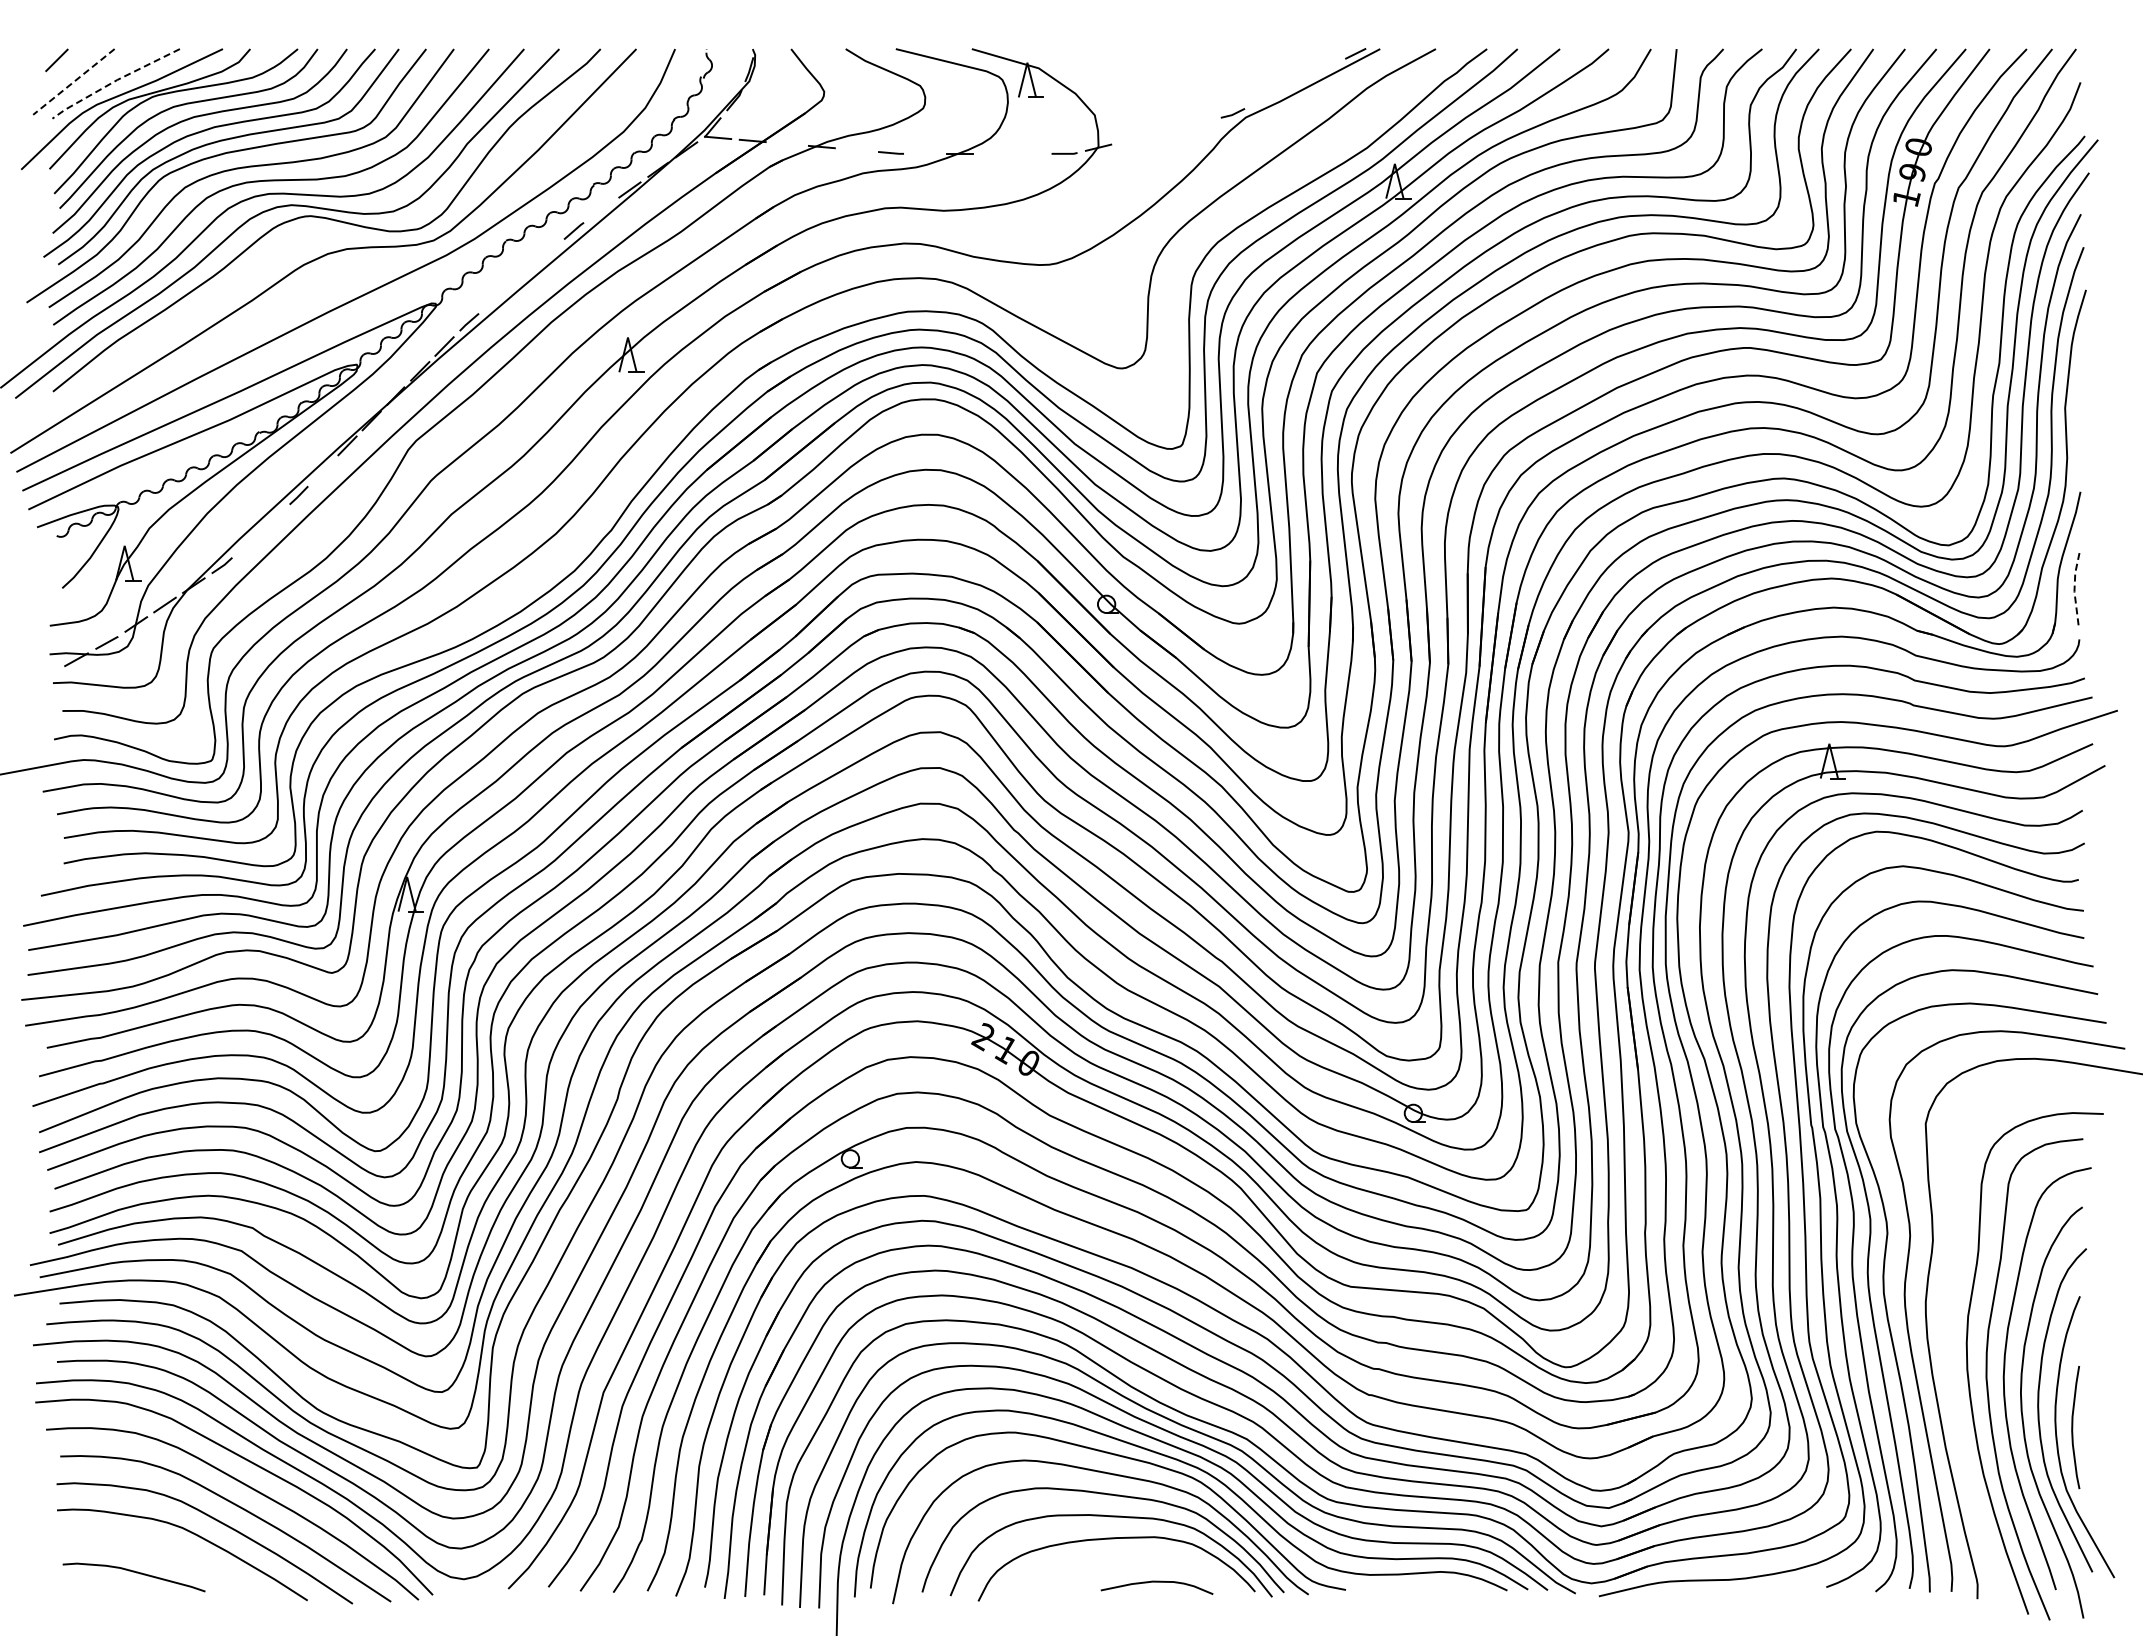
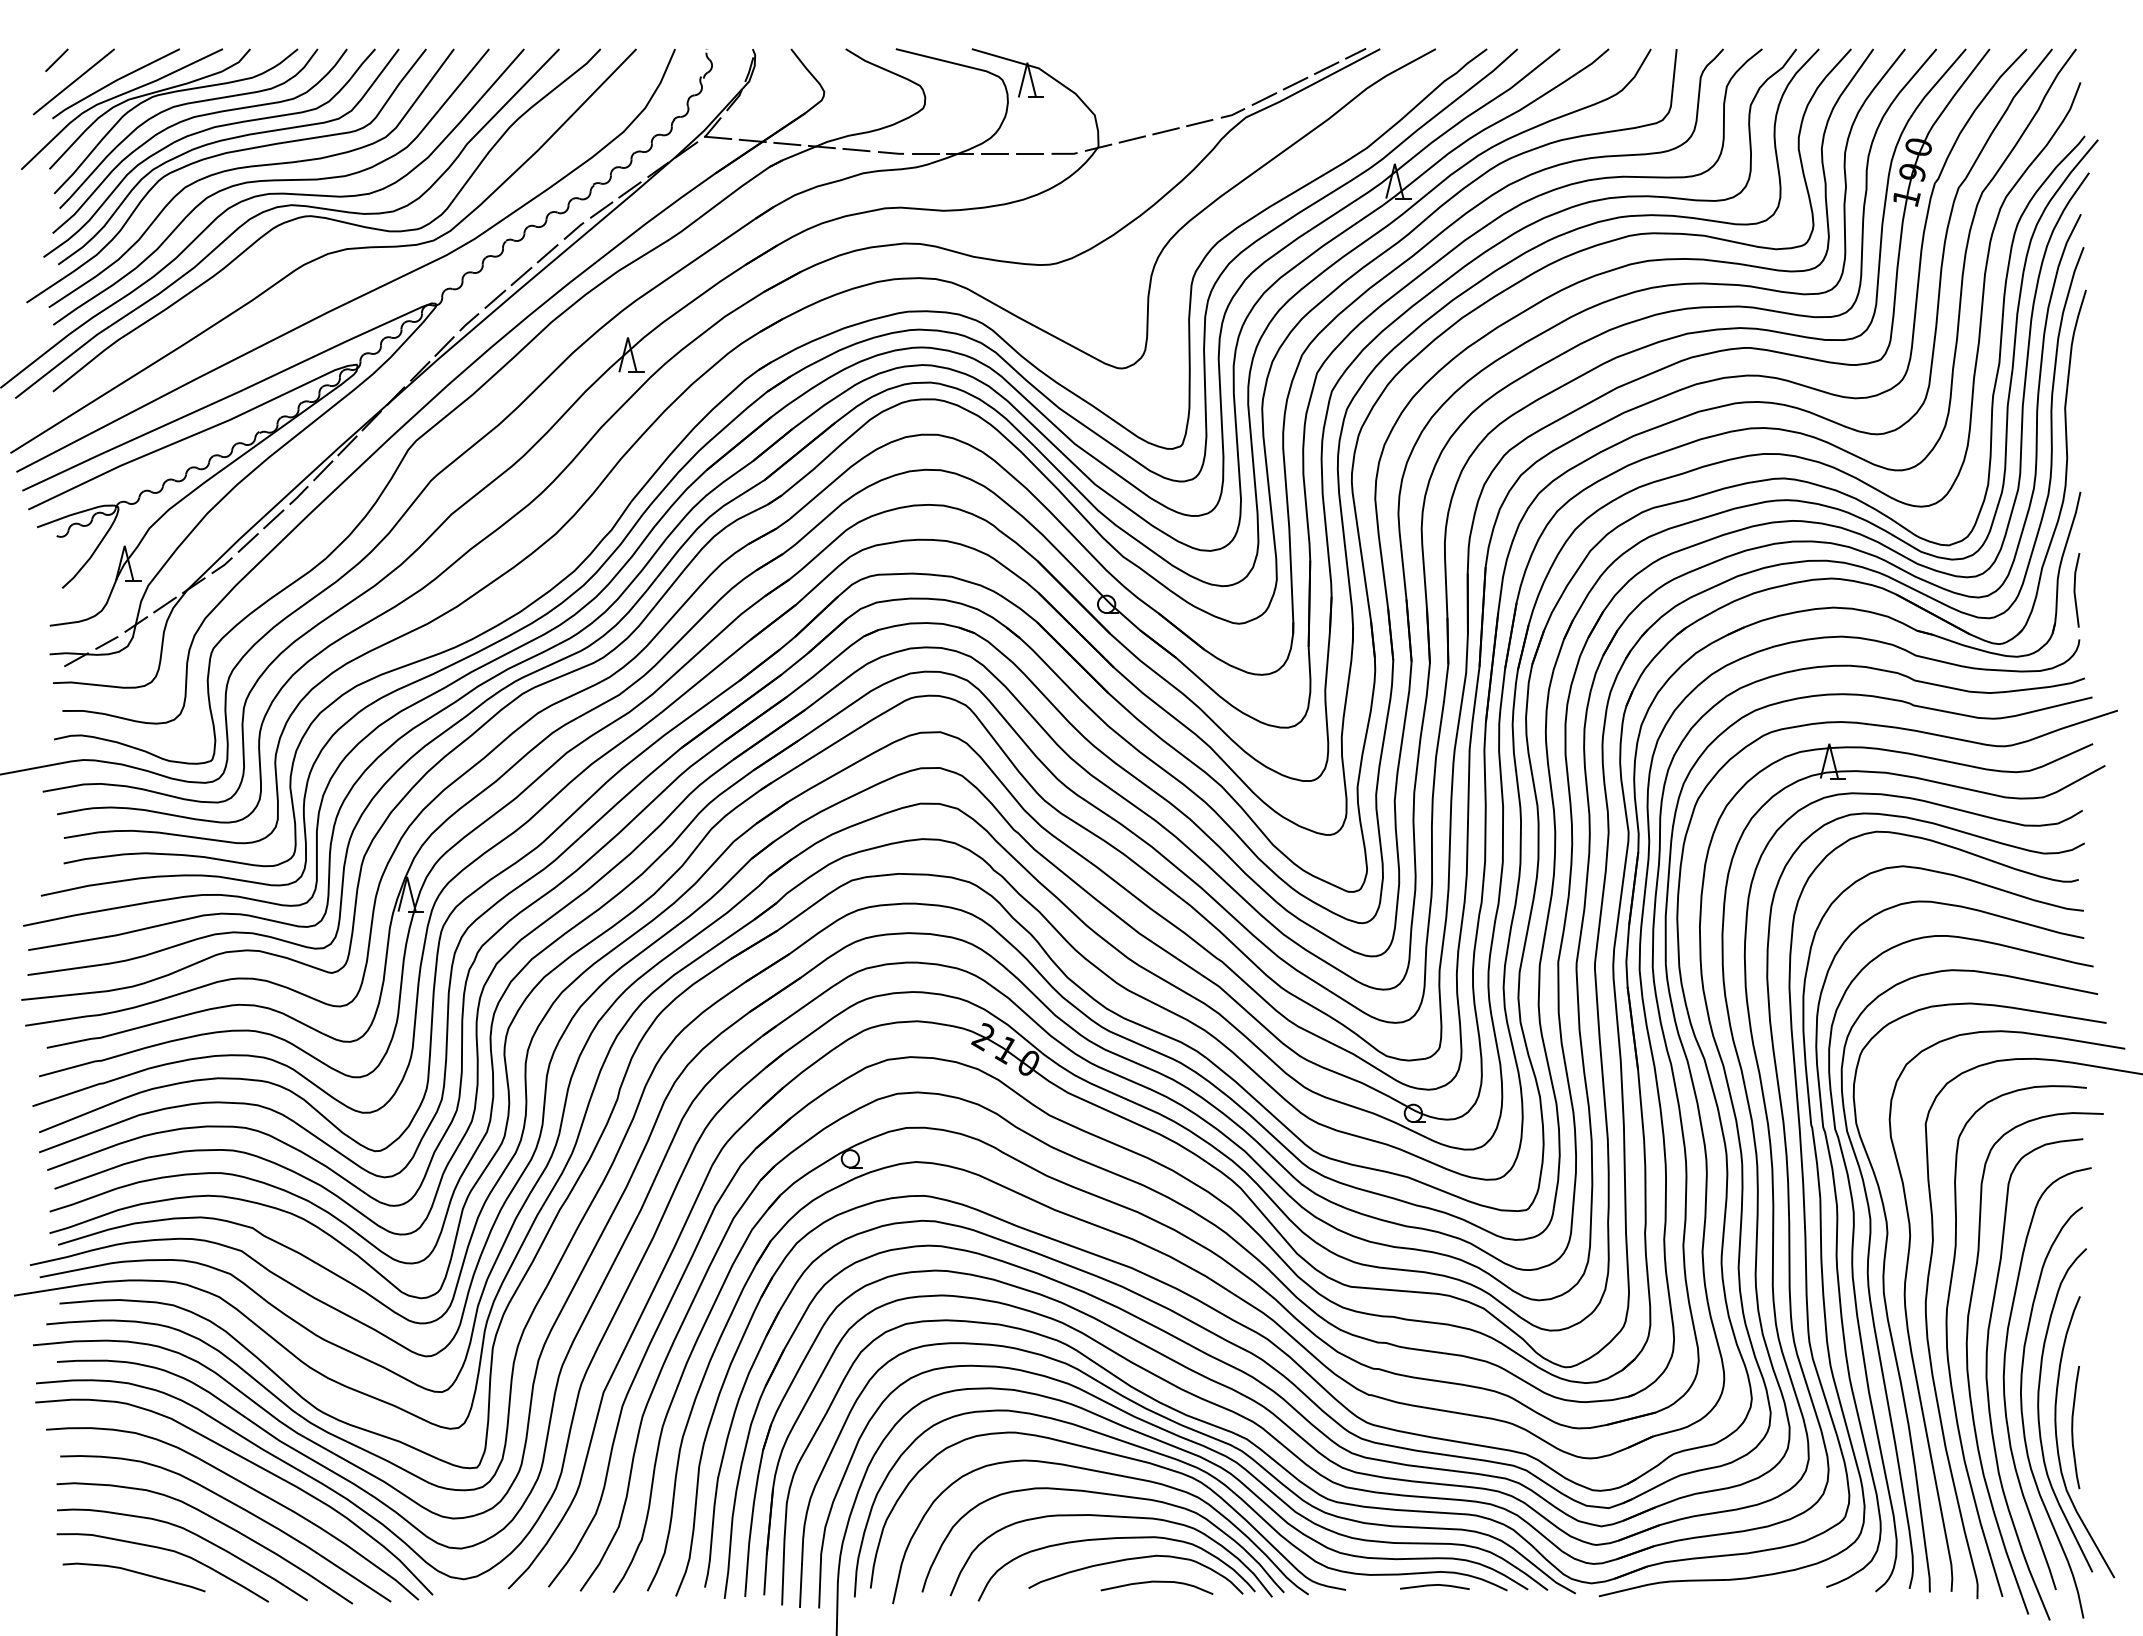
line: none -> present (1326, 68)
line: dashed -> solid (113, 81)
line: dashed -> solid (73, 82)
line: none -> present (1295, 83)
line: none -> present (1264, 98)
line: none -> present (1199, 122)
line: none -> present (1165, 131)
line: none -> present (1131, 139)
line: none -> present (787, 143)
line: none -> present (856, 149)
line: none -> present (925, 153)
line: none -> present (995, 153)
line: none -> present (1029, 153)
line: none -> present (601, 209)
line: none -> present (547, 253)
line: none -> present (521, 276)
line: none -> present (495, 298)
line: none -> present (323, 470)
line: none -> present (273, 519)
line: none -> present (247, 542)
line: dashed -> solid (2074, 590)
curve: none -> present (1948, 1349)
curve: none -> present (165, 1550)
curve: none -> present (1135, 1559)
line: none -> present (1434, 1585)
